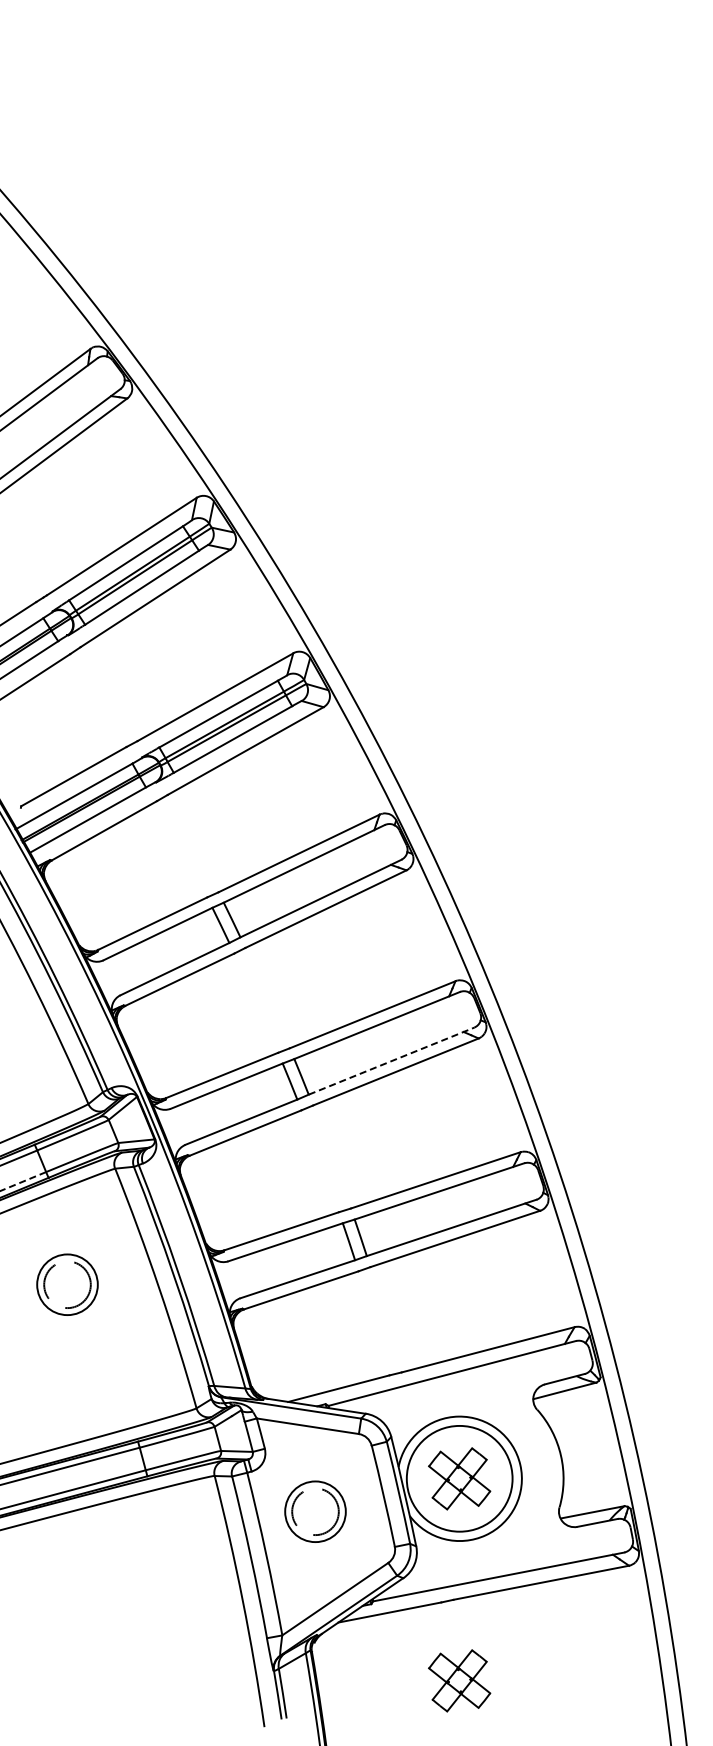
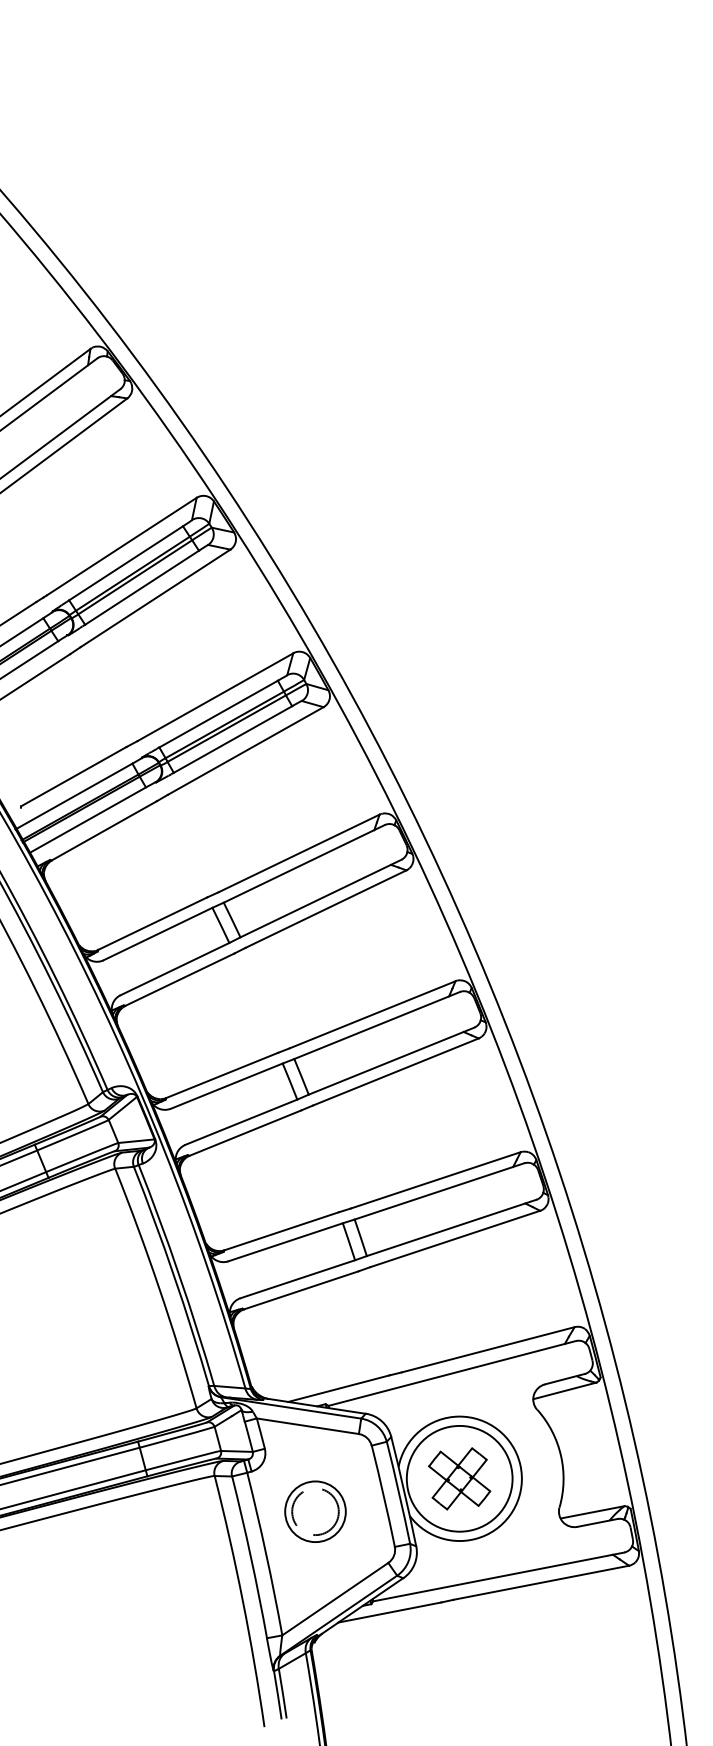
line: dashed -> solid (392, 1060)
line: dashed -> solid (23, 1181)
part: present -> none (67, 1284)
part: present -> none (459, 1680)
